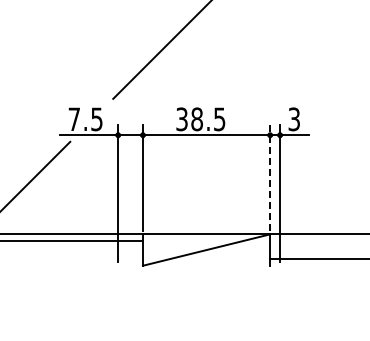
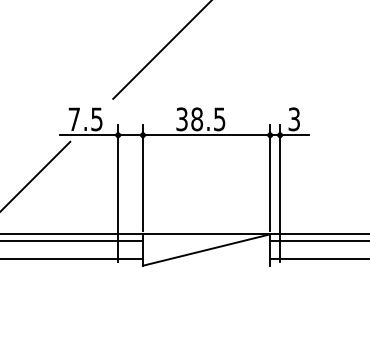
line: dashed -> solid (270, 178)
line: none -> present (318, 240)
line: none -> present (72, 259)
